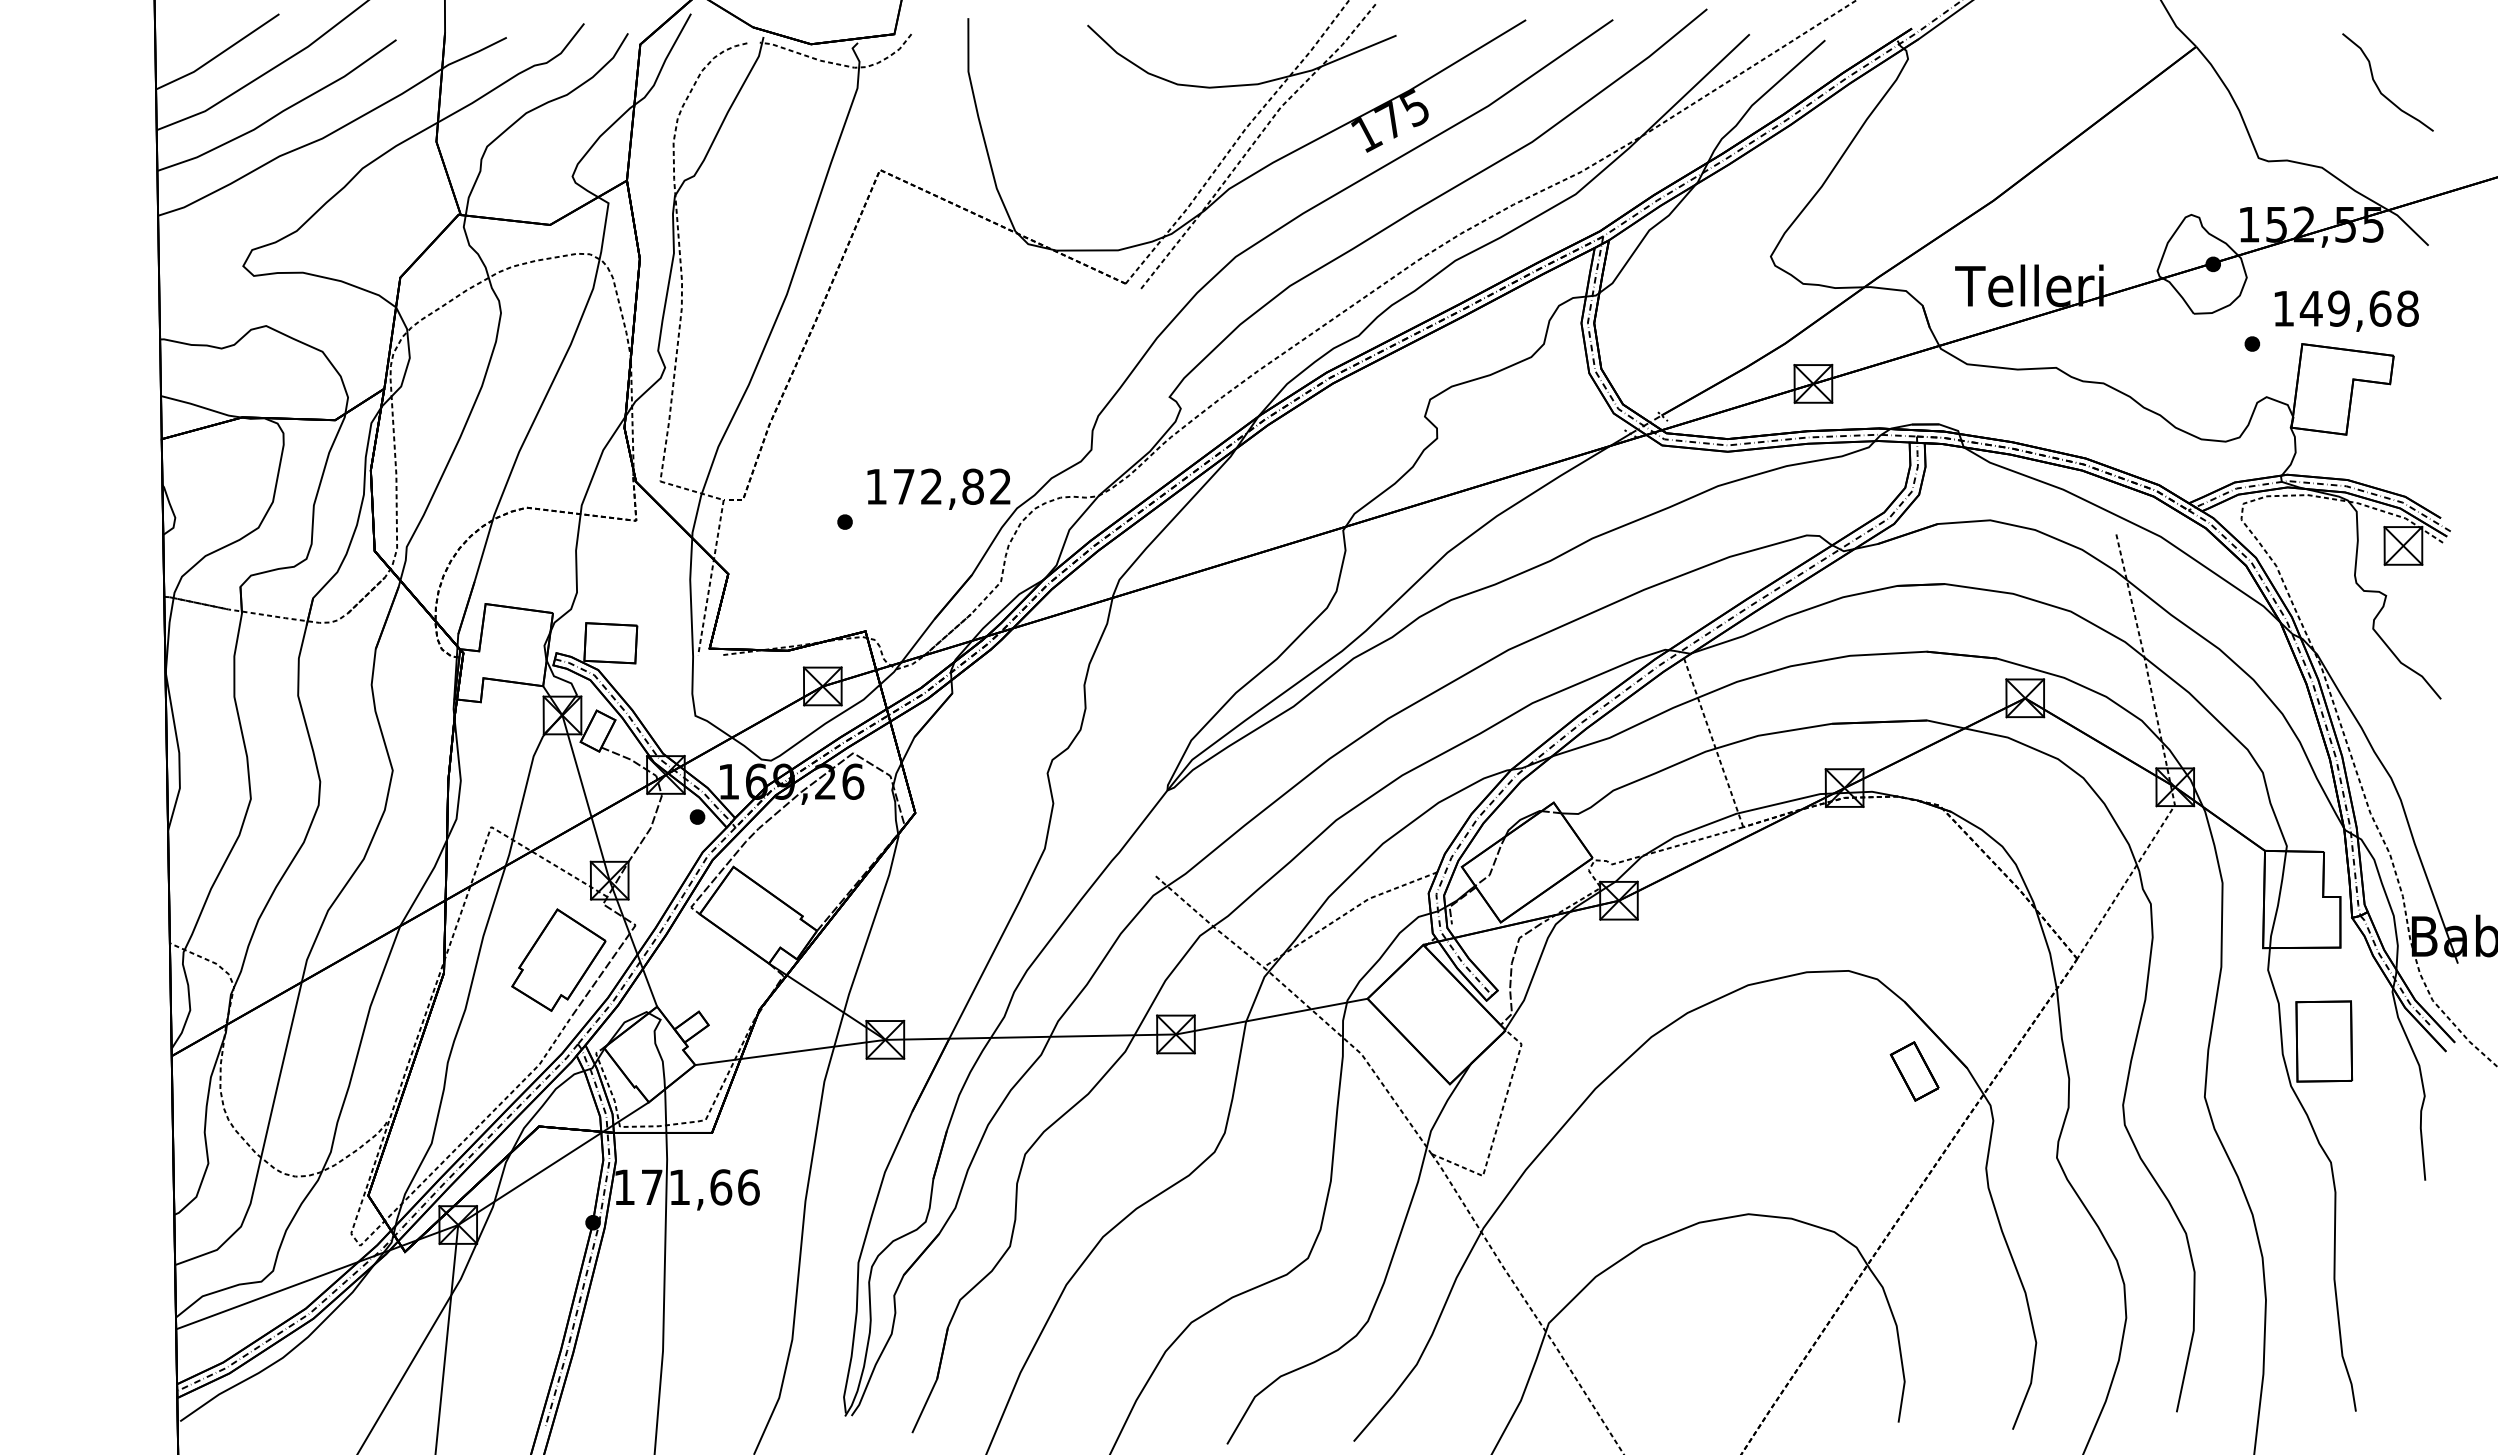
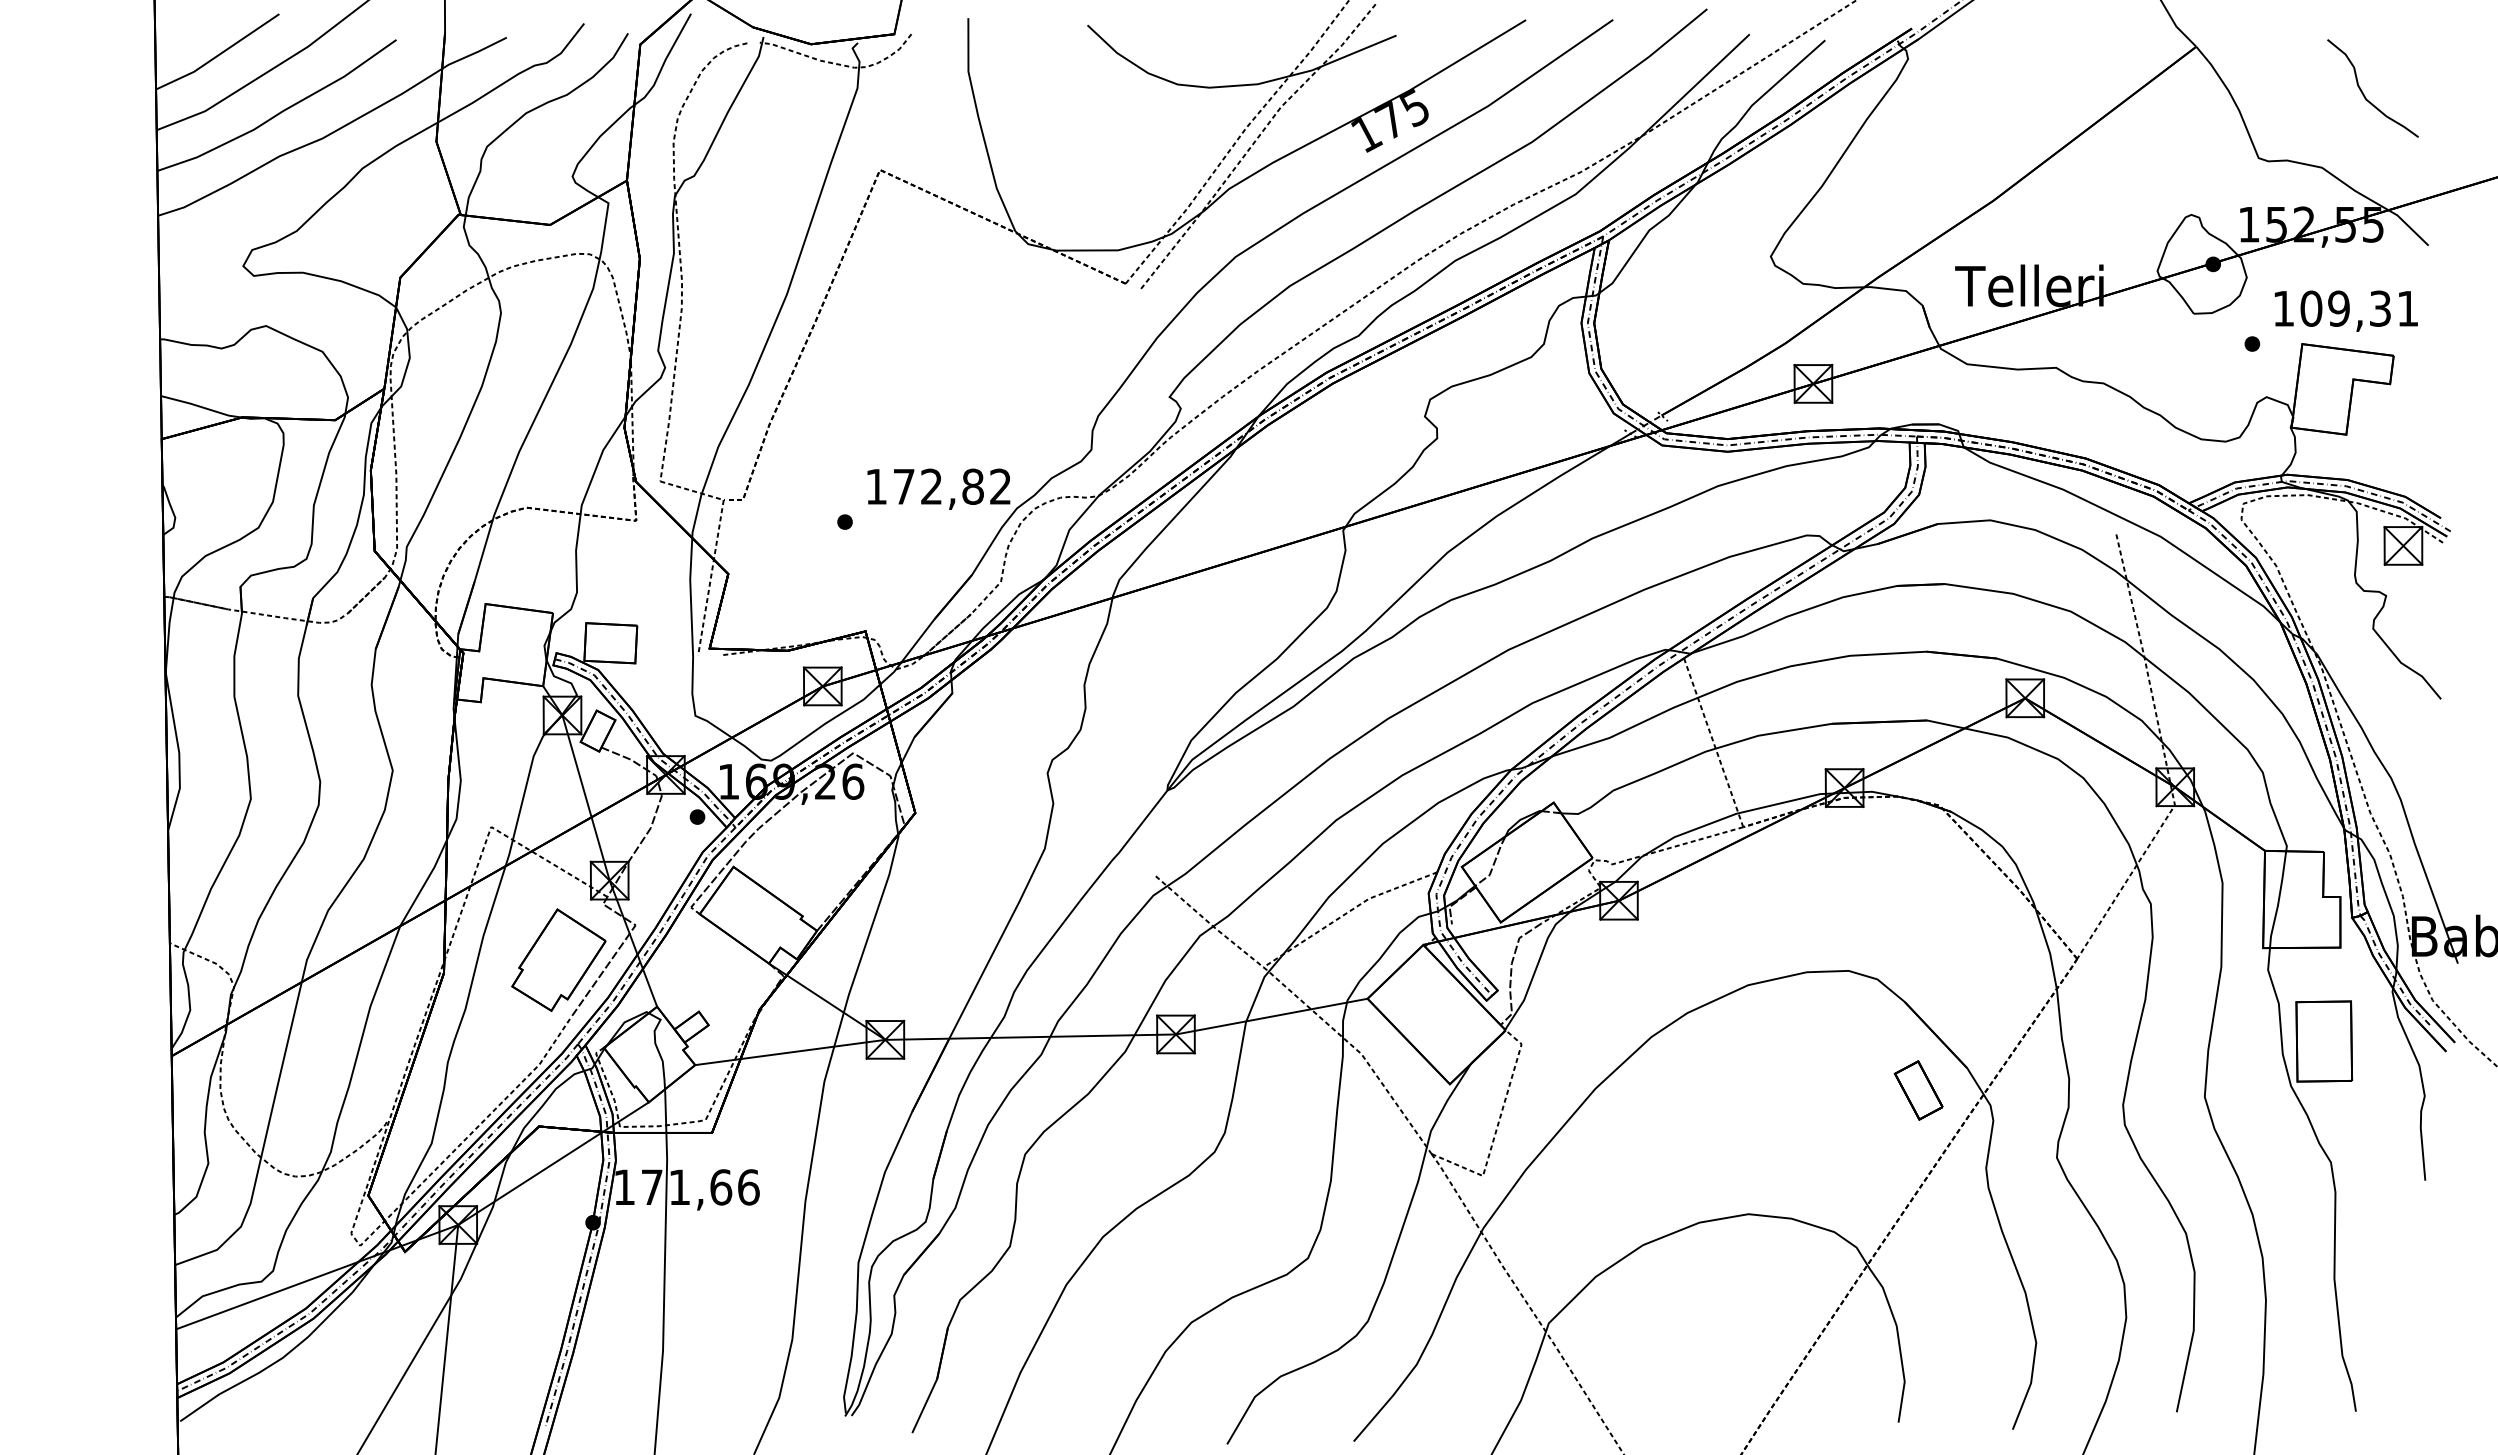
curve position: (2378, 86) -> (2363, 92) (2363, 92)
text: 149,68 -> 109,31 (2358, 308)
part position: (1914, 1071) -> (1918, 1090) (1918, 1090)
